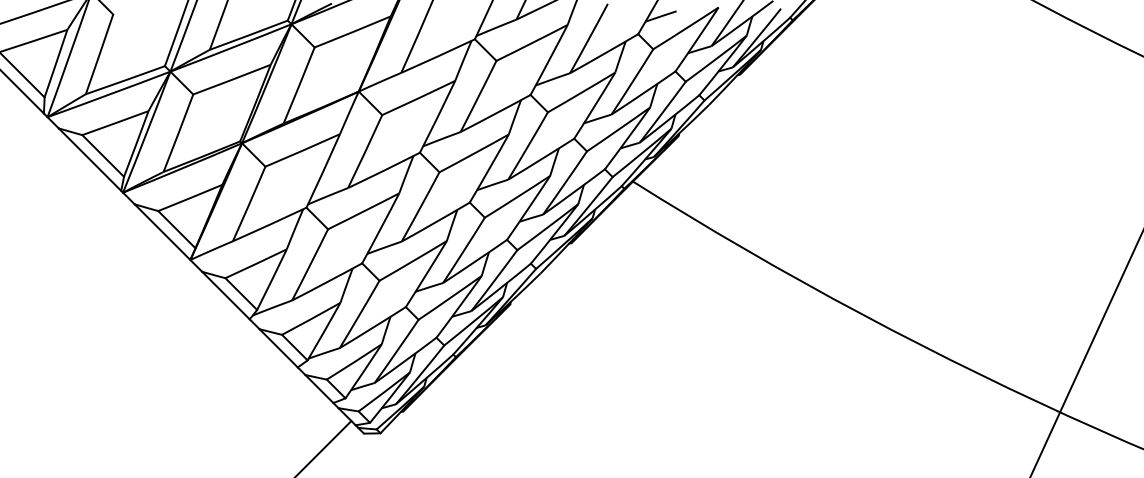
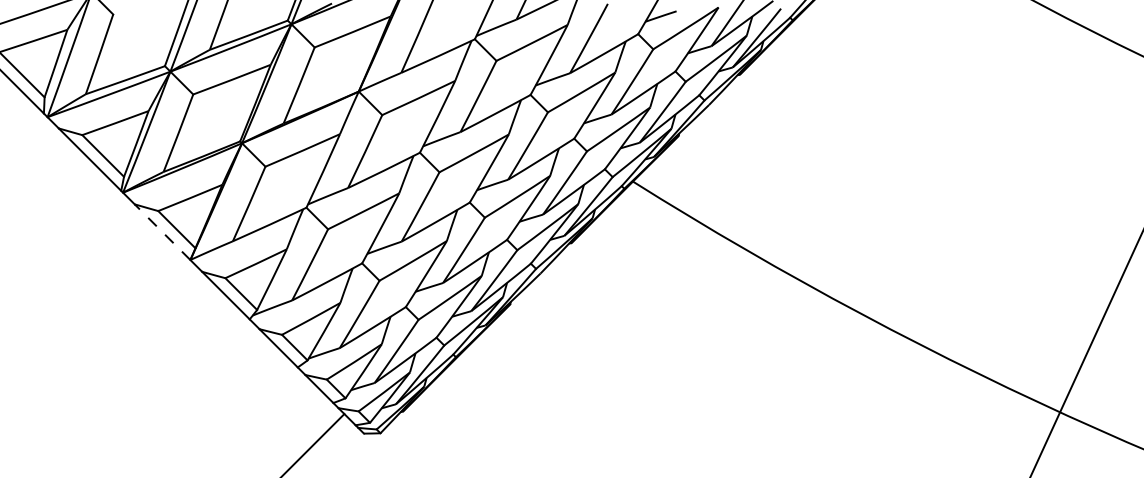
line: solid -> dashed (162, 231)
line position: (324, 447) -> (314, 444) (314, 444)
